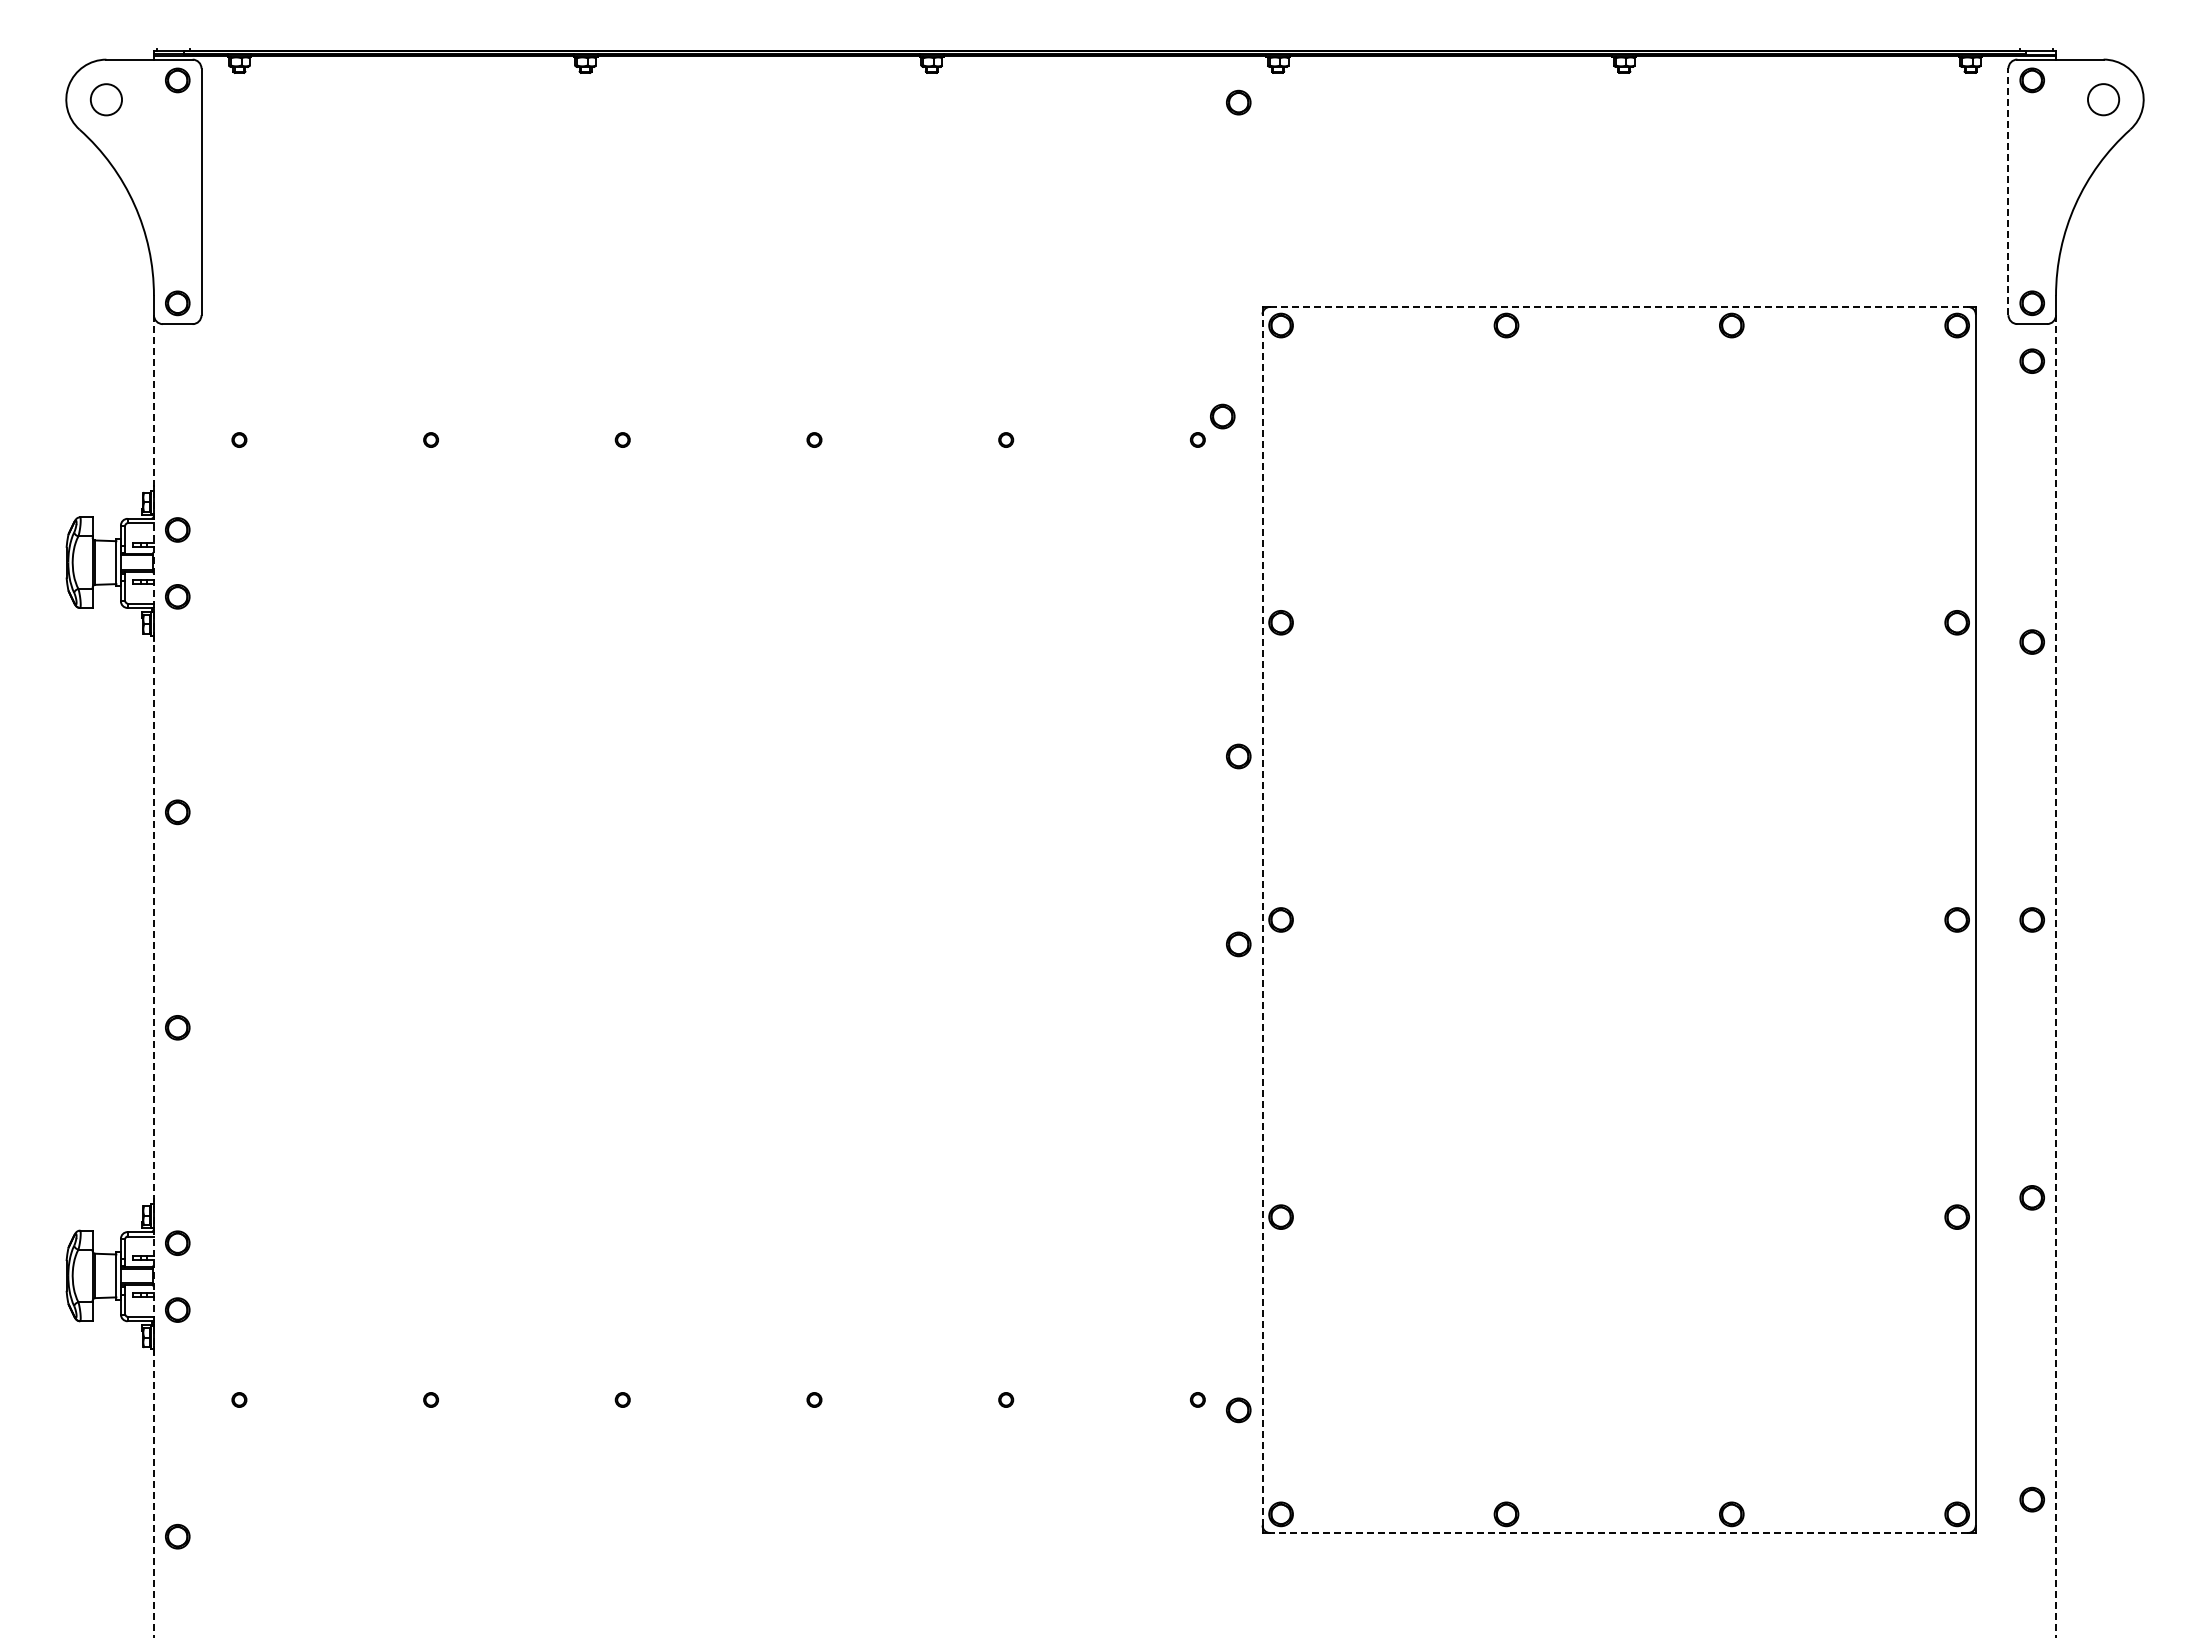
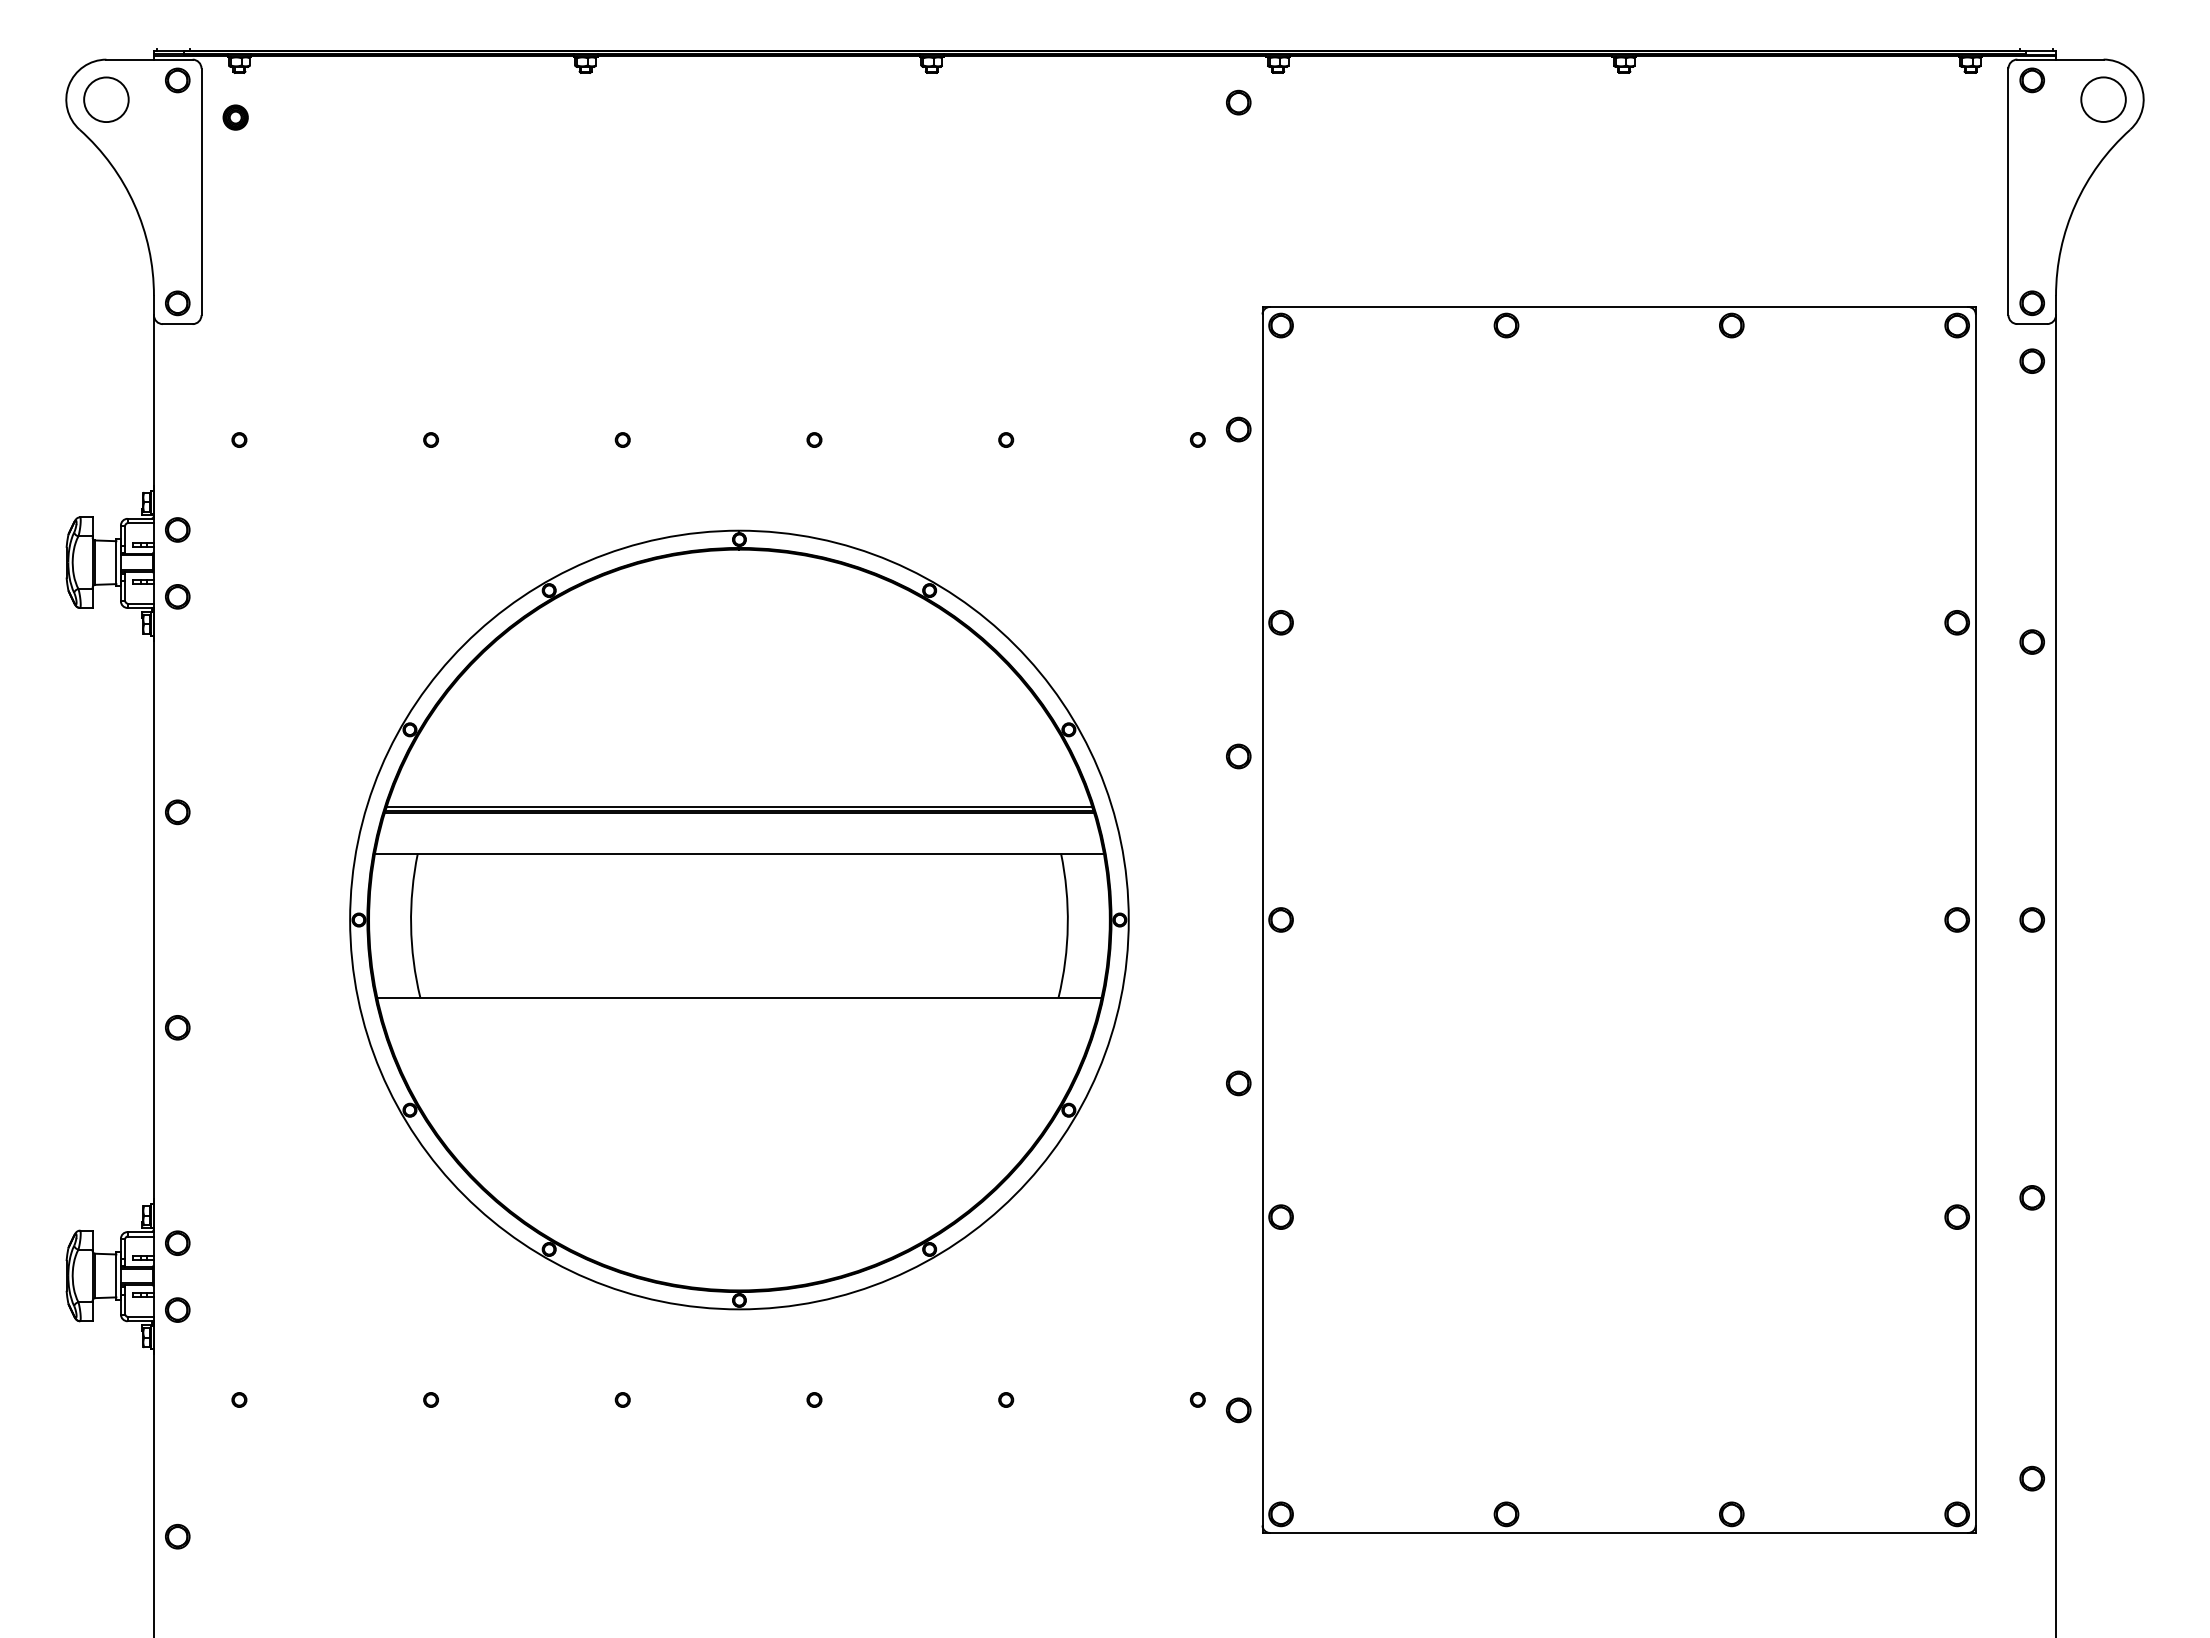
circle diameter: 31 px -> 45 px (106, 99)
circle diameter: 31 px -> 45 px (2103, 99)
part: none -> present (235, 117)
line: dashed -> solid (2008, 191)
line: dashed -> solid (1619, 307)
part position: (1222, 416) -> (1238, 429) (1238, 429)
part: none -> present (739, 919)
line: dashed -> solid (1262, 919)
part position: (1238, 944) -> (1238, 1083) (1238, 1083)
line: dashed -> solid (2056, 976)
line: dashed -> solid (153, 977)
part position: (2031, 1499) -> (2031, 1478) (2031, 1478)
line: dashed -> solid (1618, 1532)
